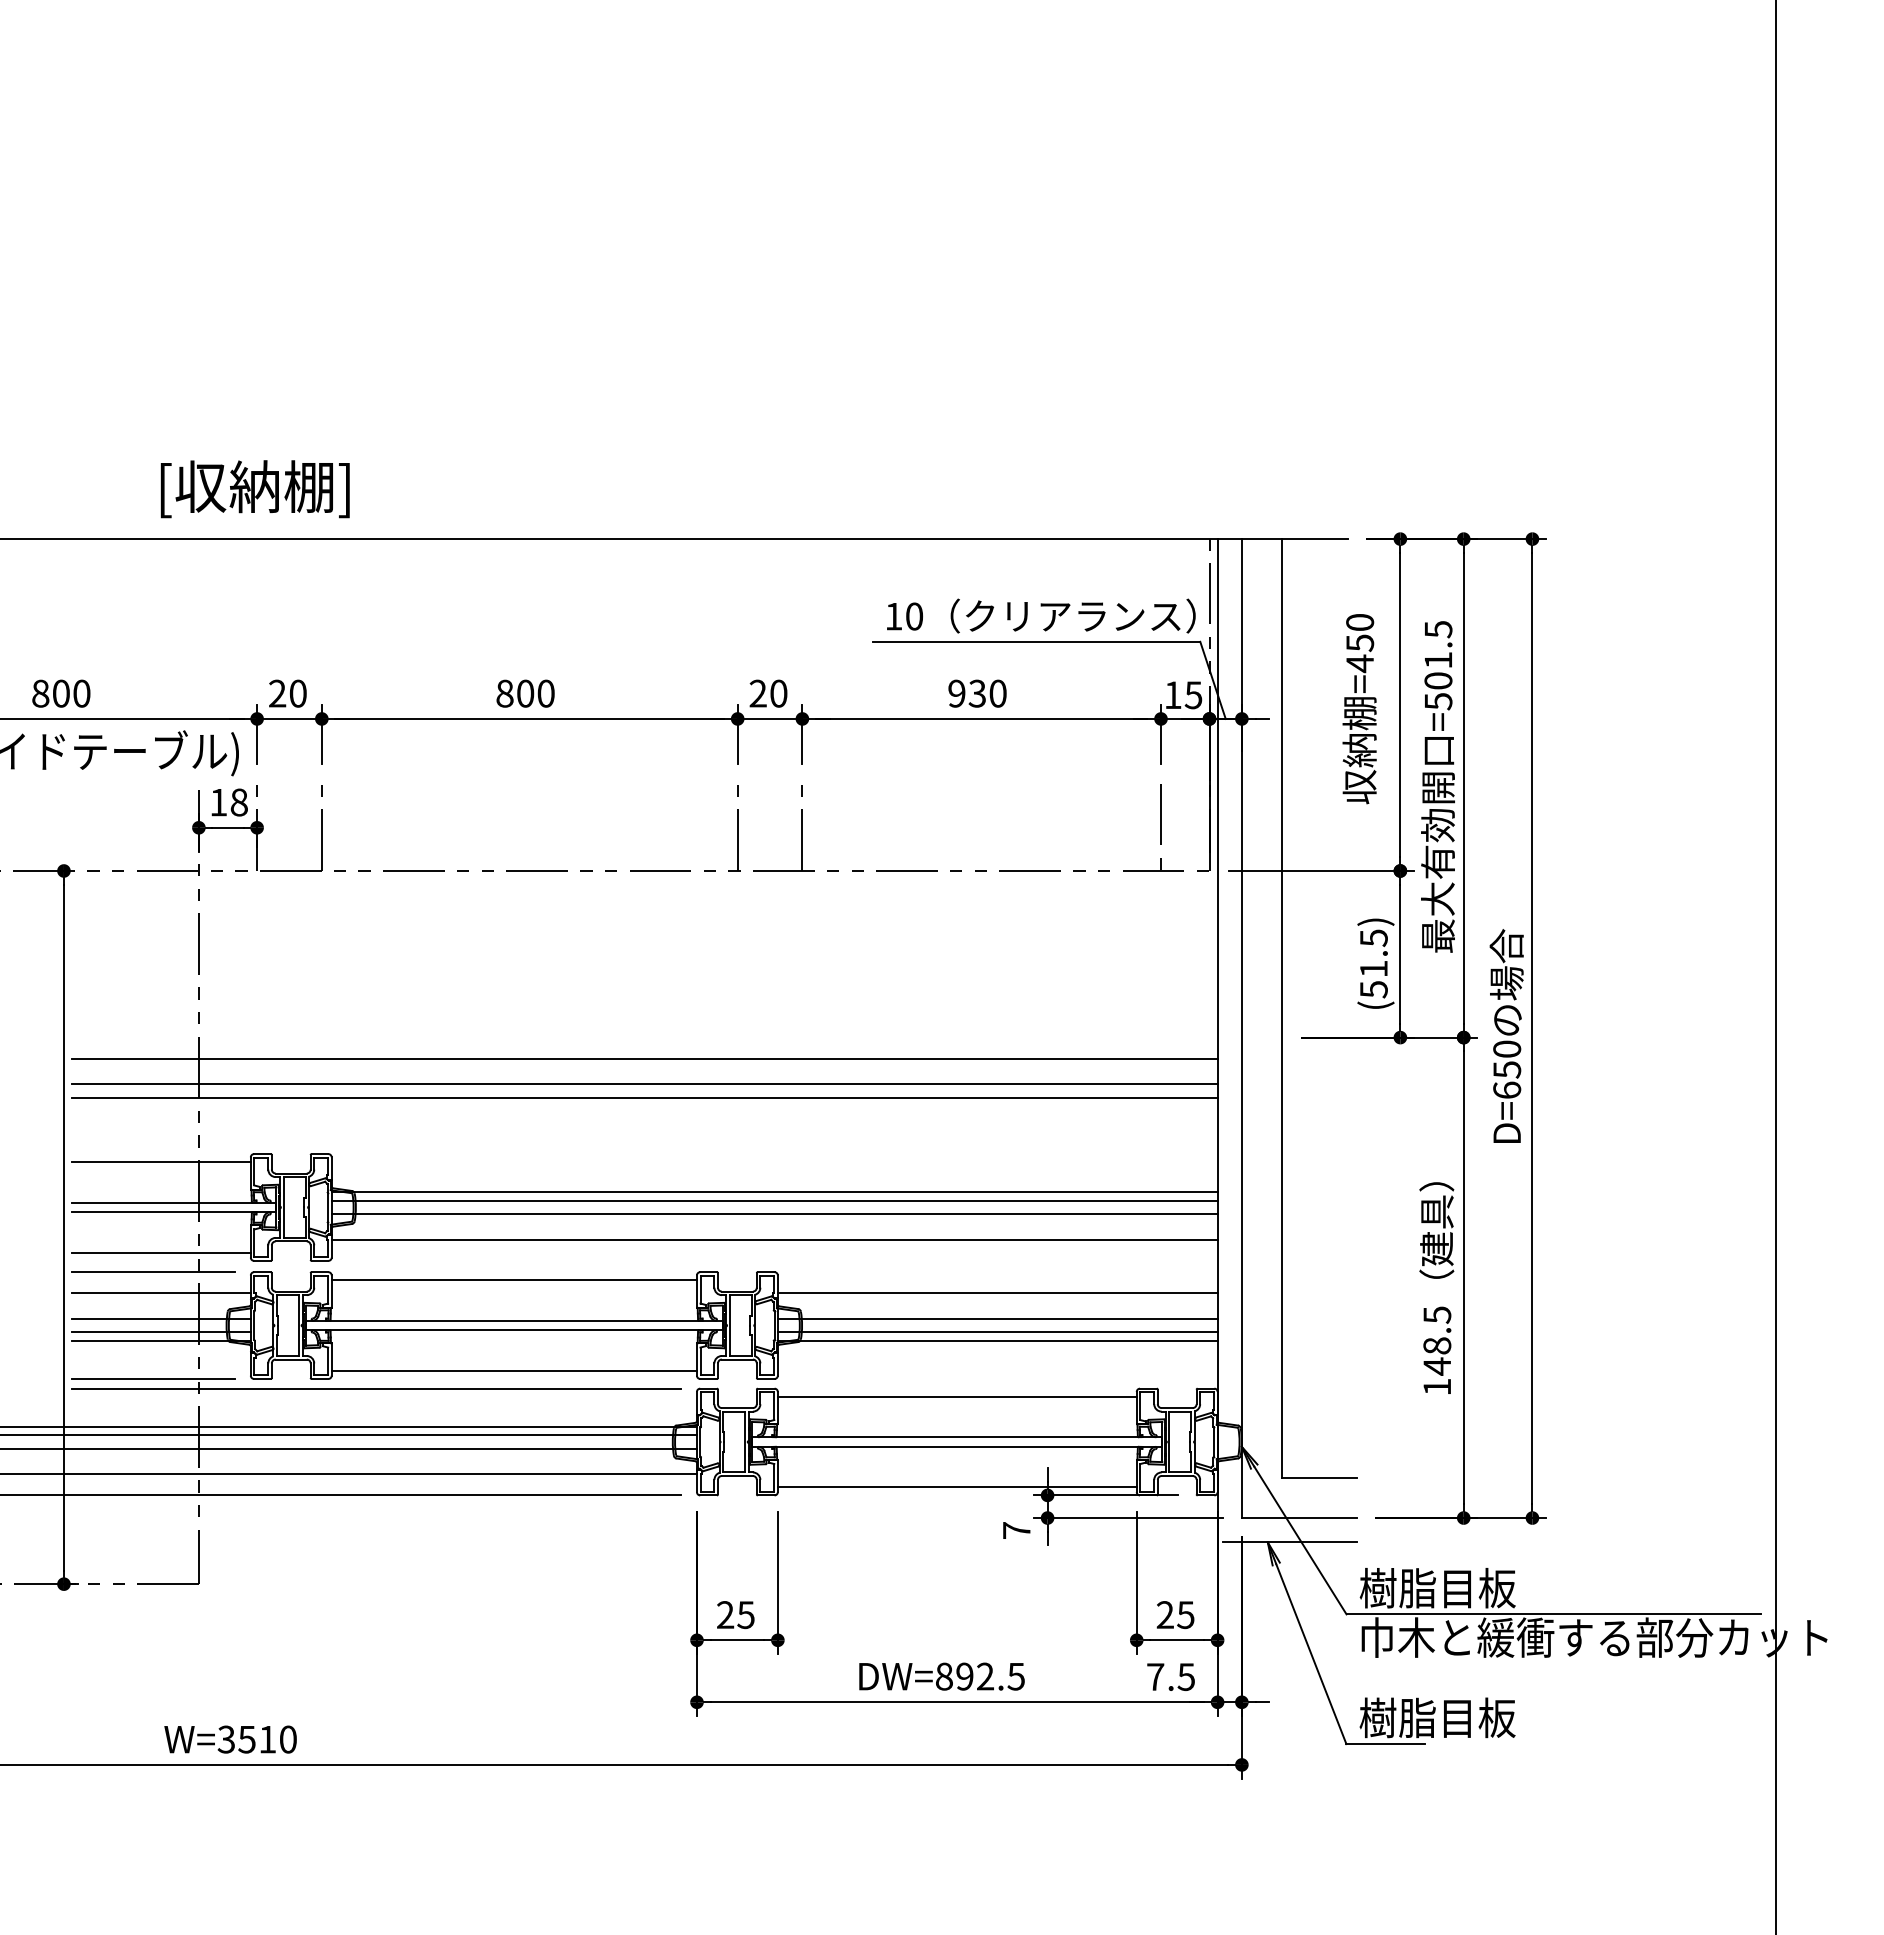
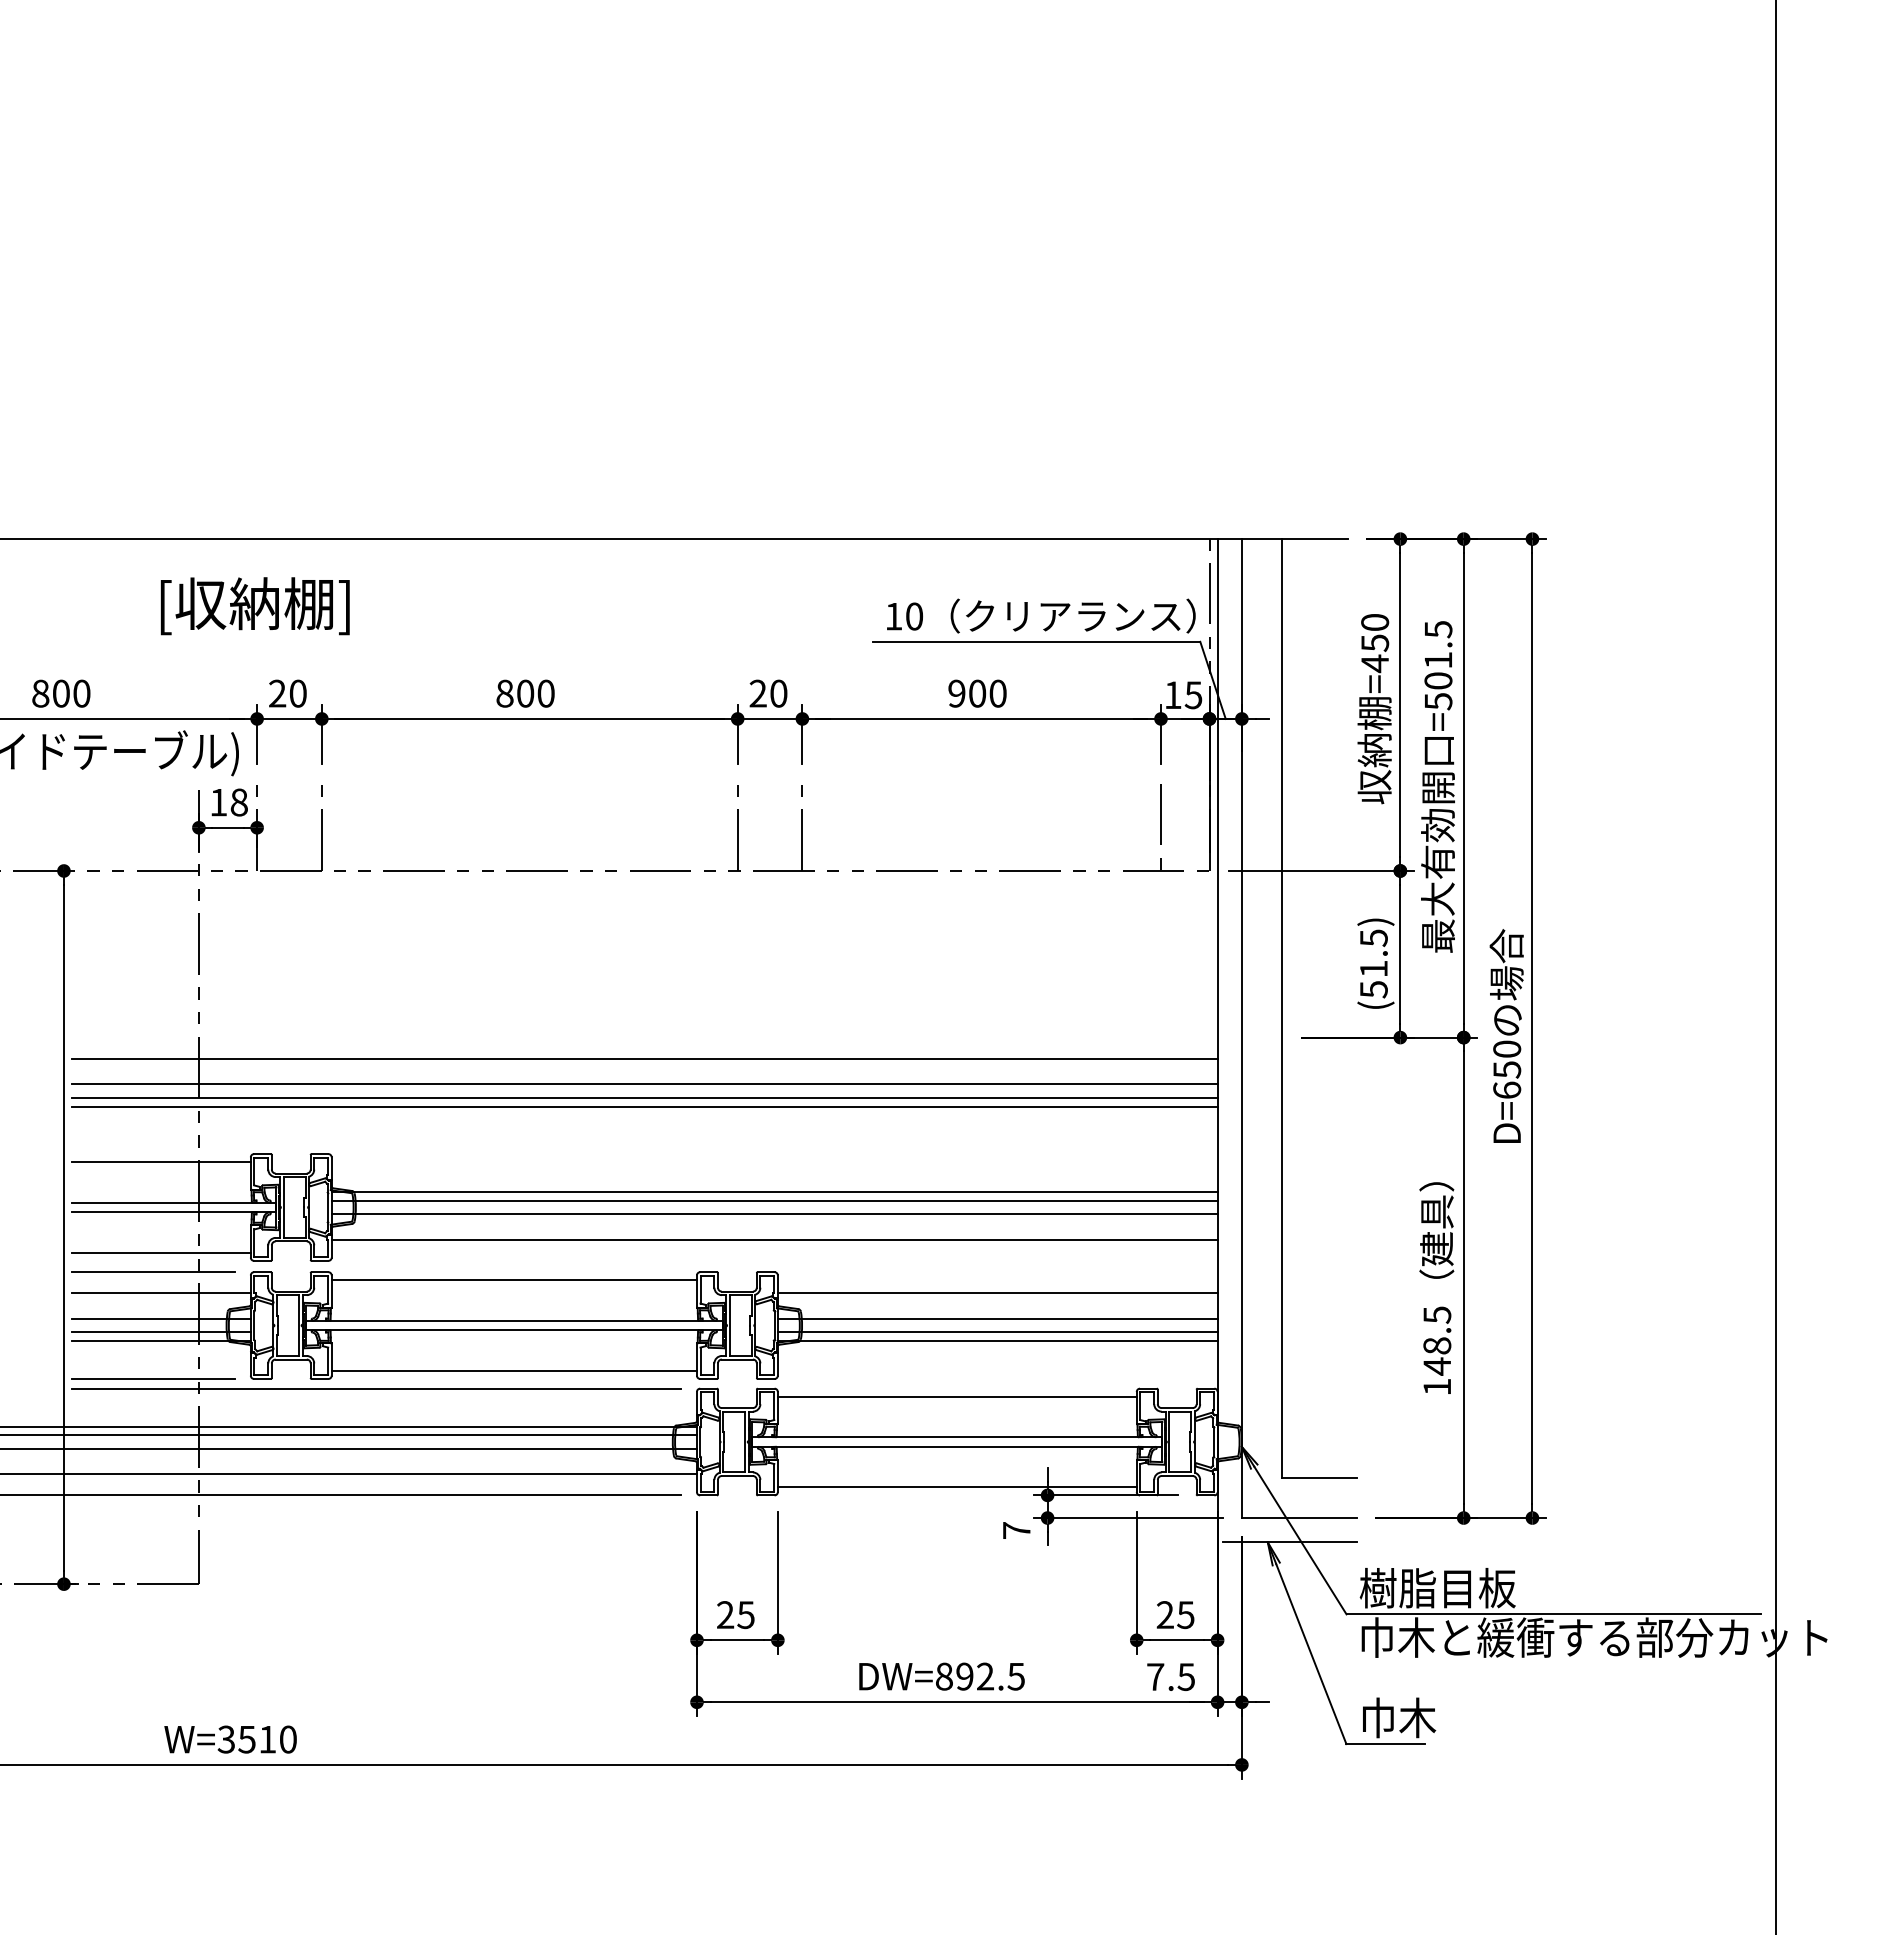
text position: (254, 489) -> (254, 606) (254, 606)
text: 930 -> 900 (977, 693)
text position: (1359, 709) -> (1374, 709) (1374, 709)
line: none -> present (644, 1106)
text: 樹脂目板 -> 巾木 (1437, 1717)
